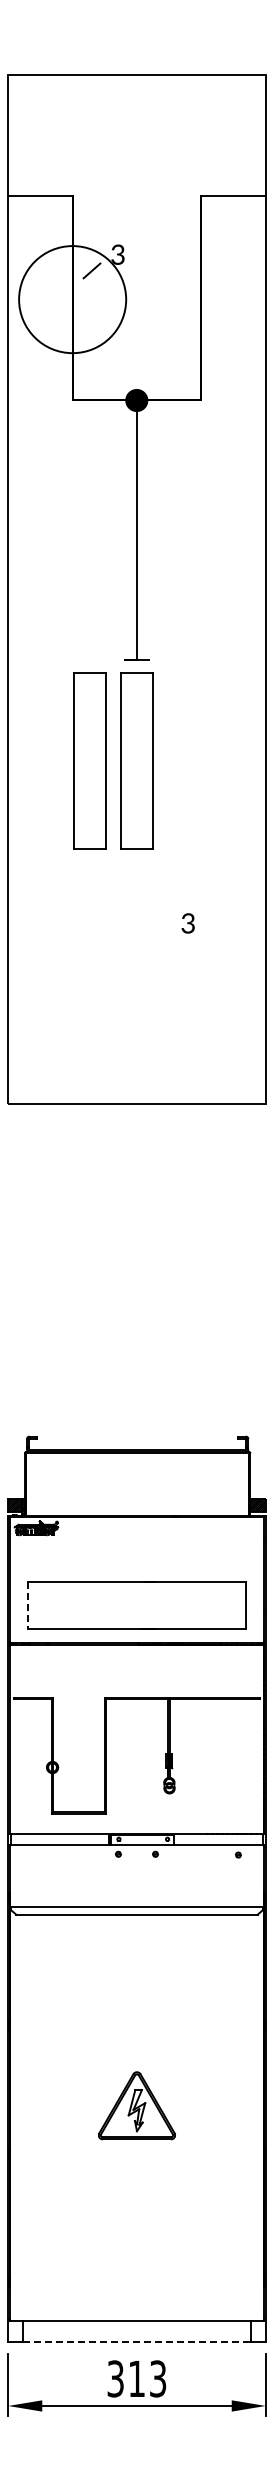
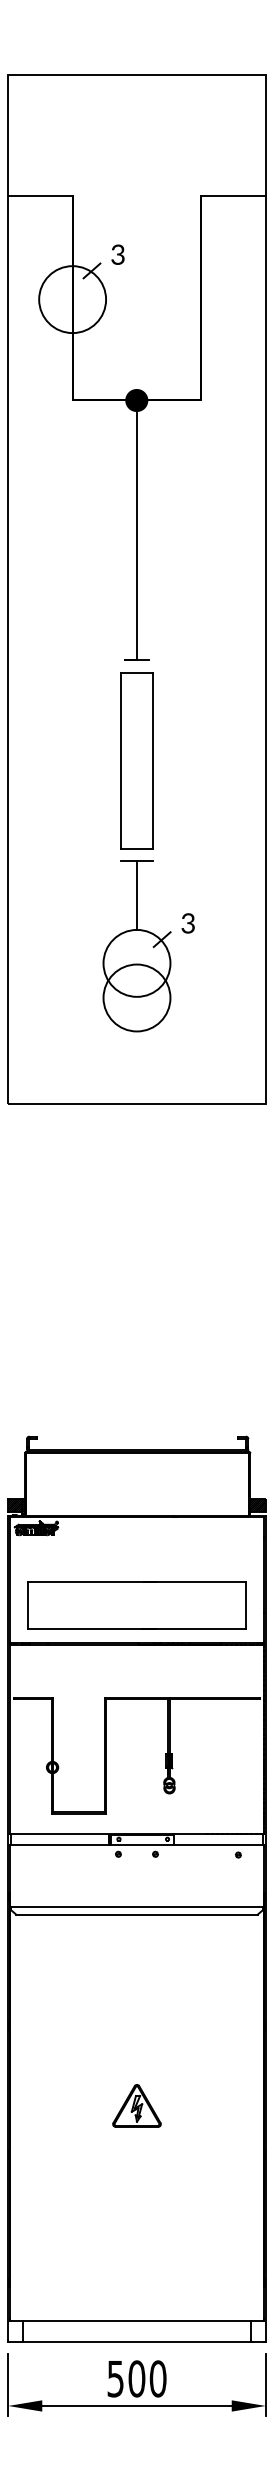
circle diameter: 107 px -> 67 px (72, 299)
part: present -> none (89, 760)
part: none -> present (136, 946)
line: dashed -> solid (27, 1606)
part size: 78x70 px -> 50x44 px (136, 2105)
line: dashed -> solid (137, 2341)
text: 313 -> 500 (137, 2378)
